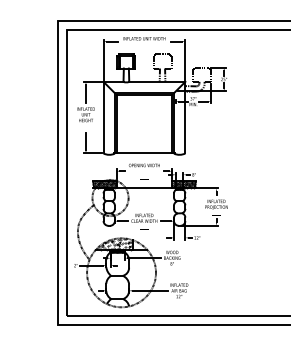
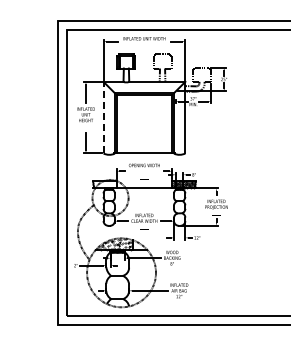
line: solid -> dashed (103, 117)
hatch: present -> none (104, 184)
